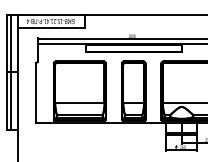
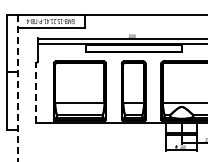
line: present -> none (11, 71)
line: solid -> dashed (18, 88)
line: solid -> dashed (35, 93)
